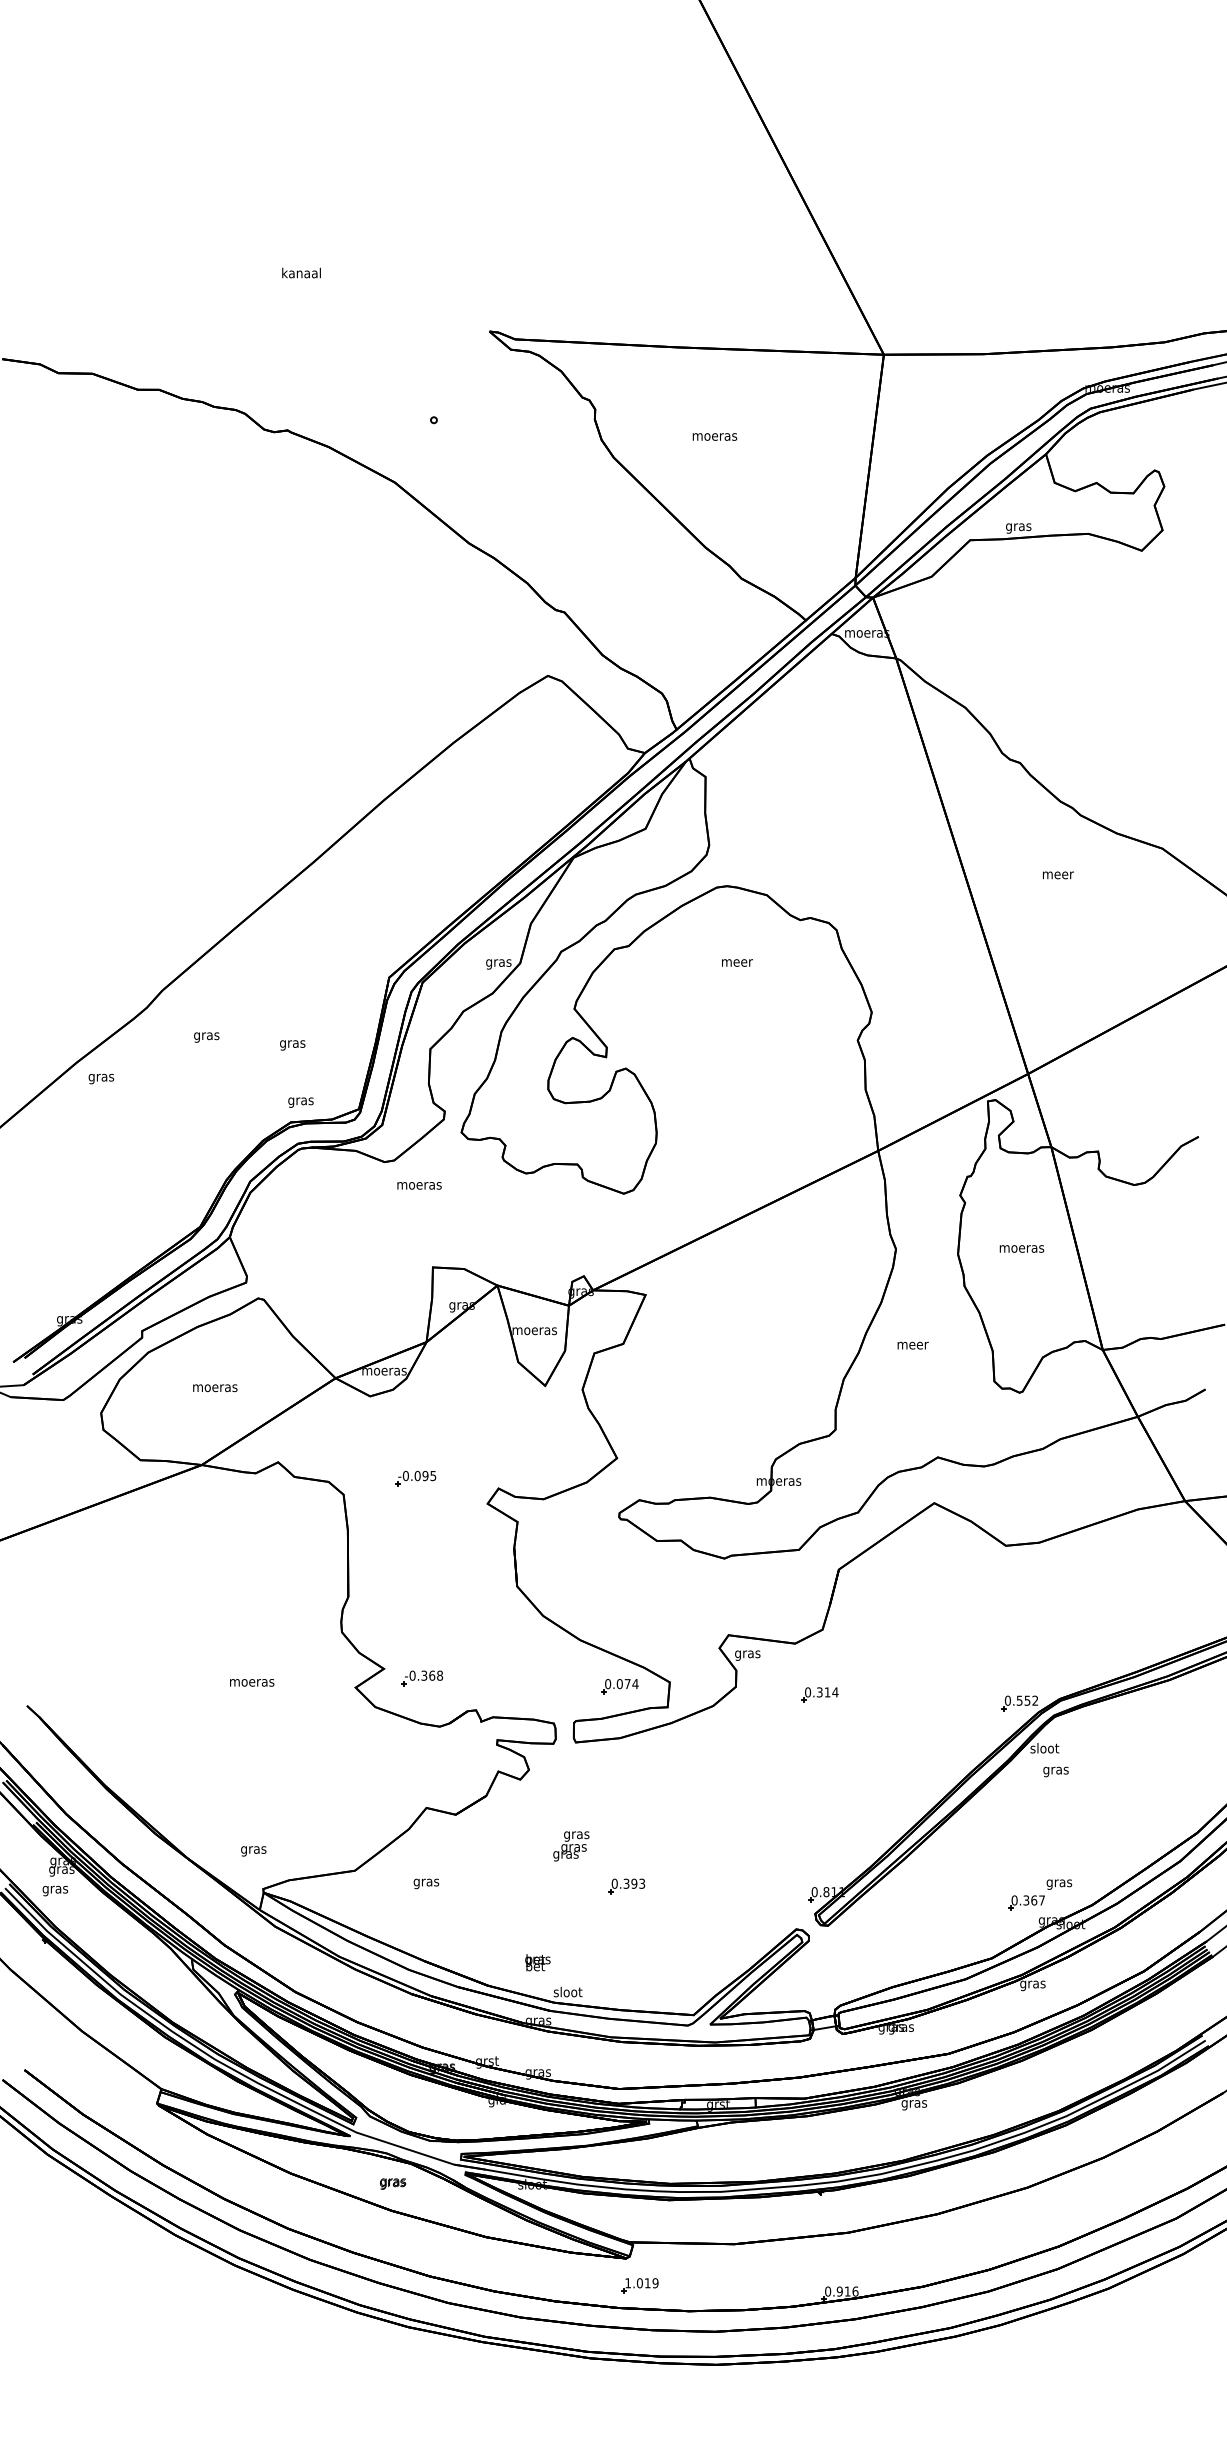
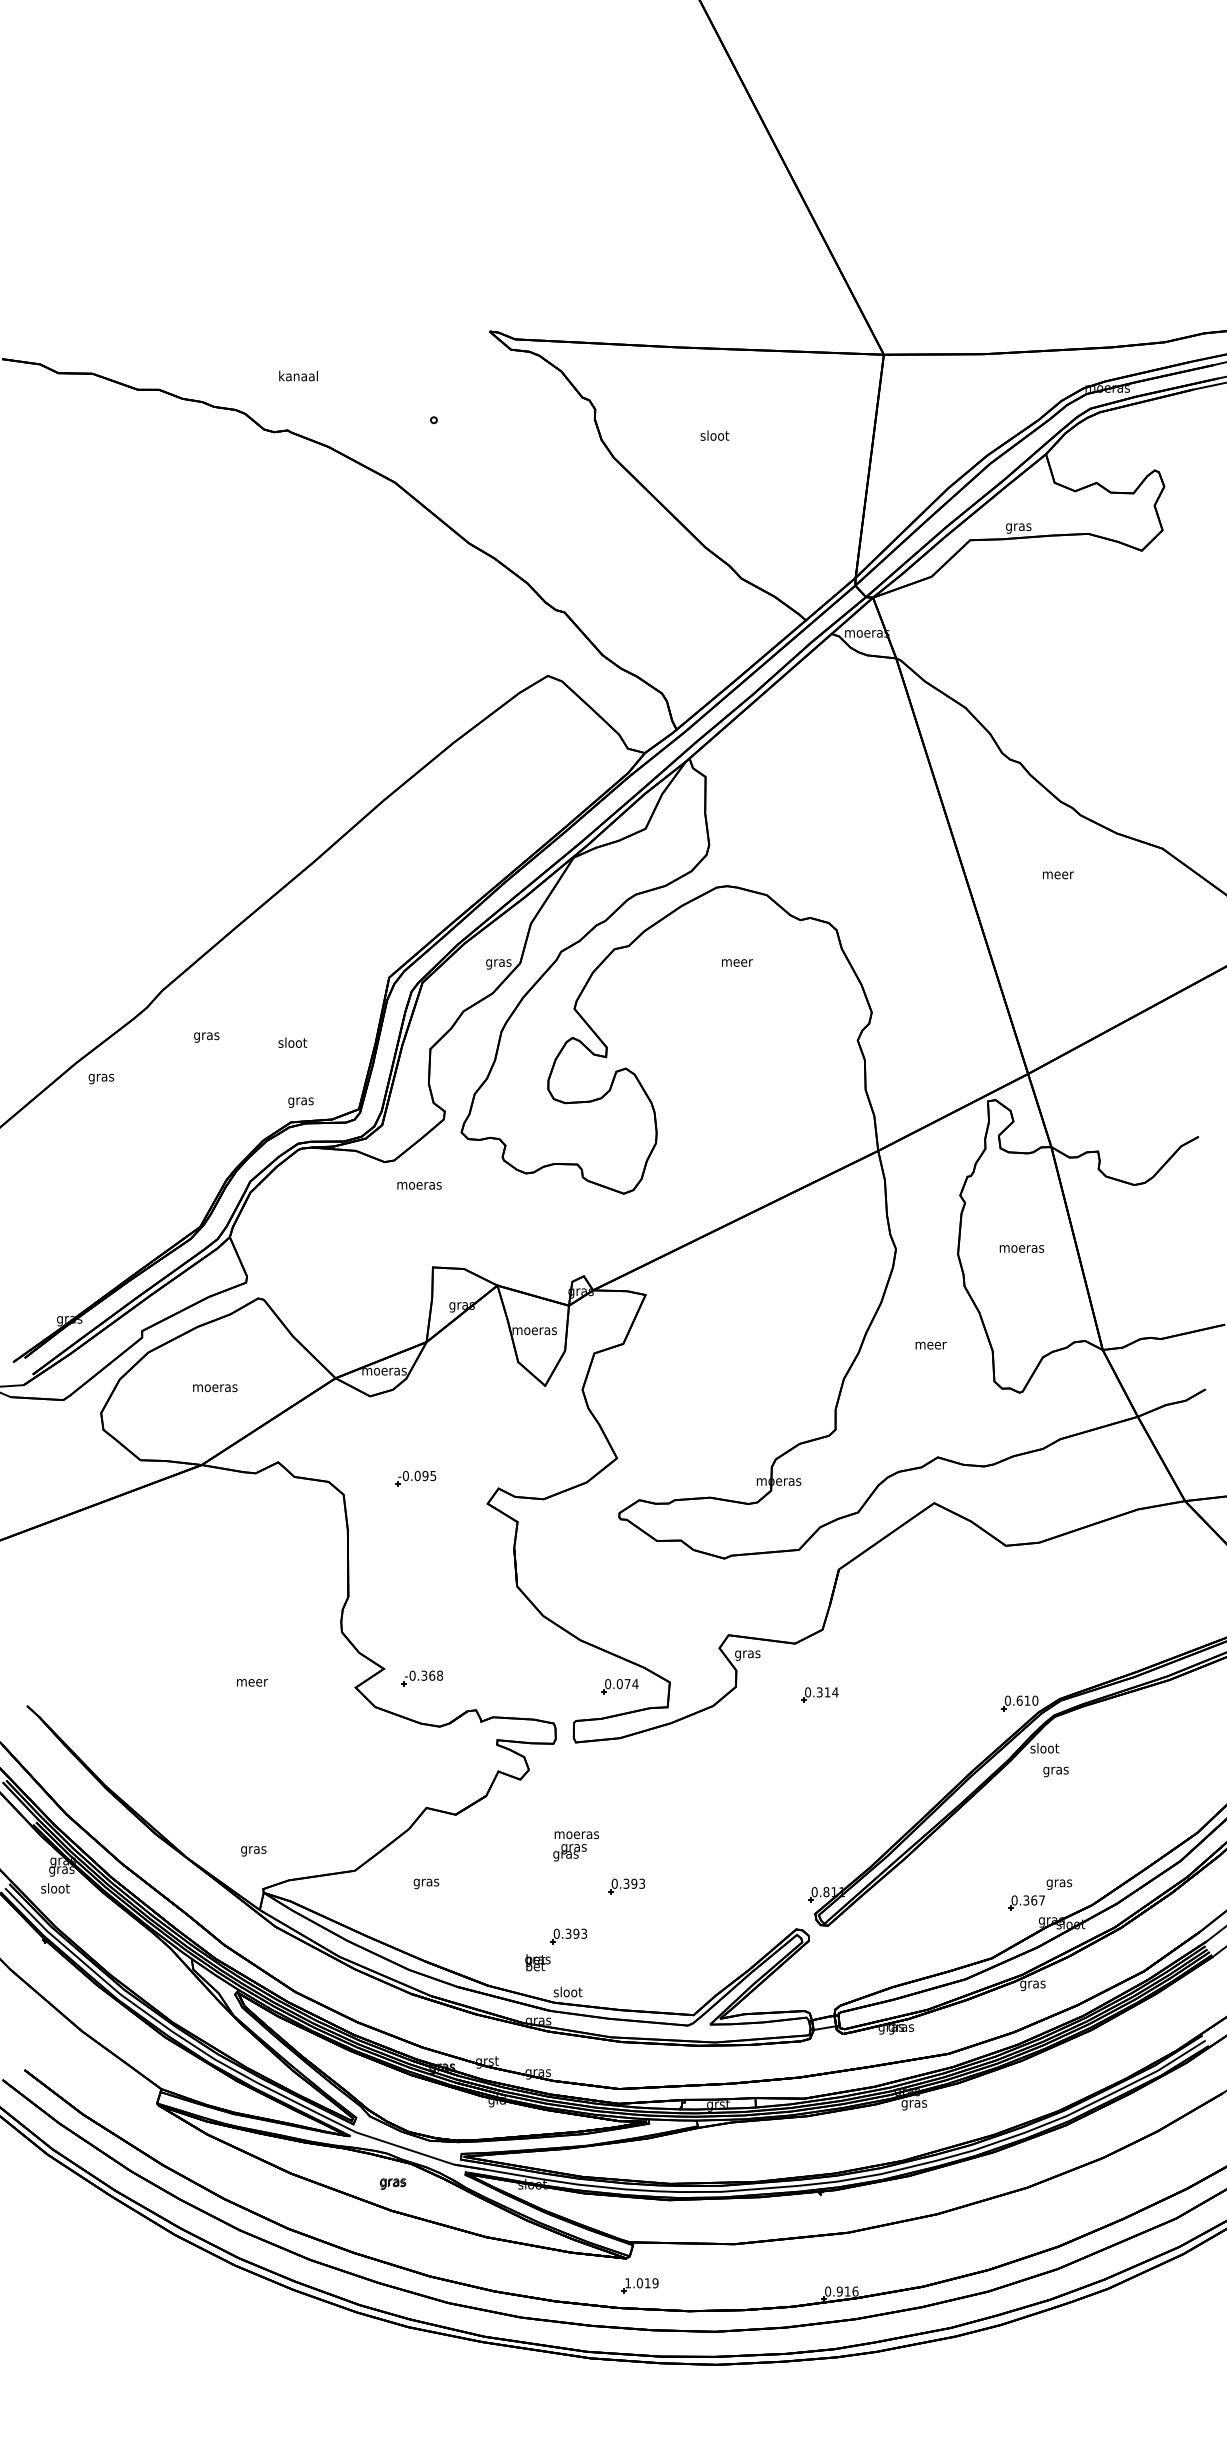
text position: (301, 272) -> (298, 375) (298, 375)
text: moeras -> sloot (714, 435)
text: gras -> sloot (292, 1043)
text position: (912, 1345) -> (930, 1345) (930, 1345)
text: moeras -> meer (252, 1682)
text: 0.552 -> 0.610 (1027, 1700)
text: gras -> moeras (576, 1836)
text: gras -> sloot (55, 1889)
part: none -> present (568, 1936)
